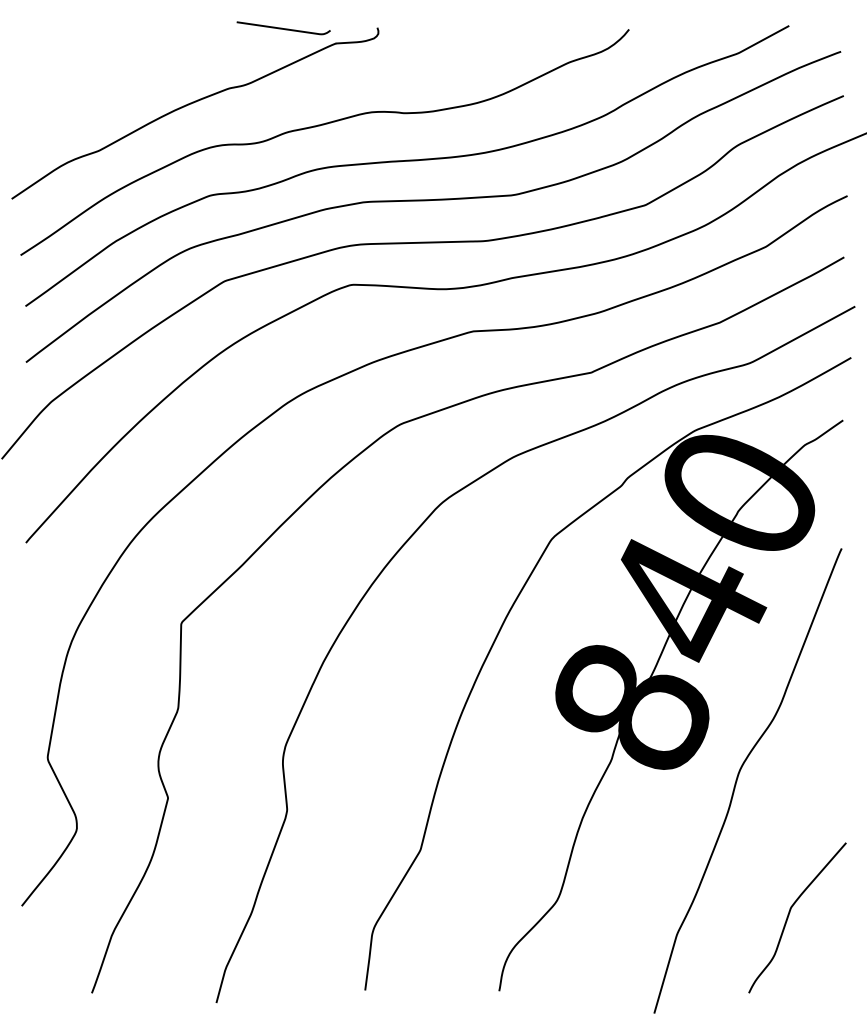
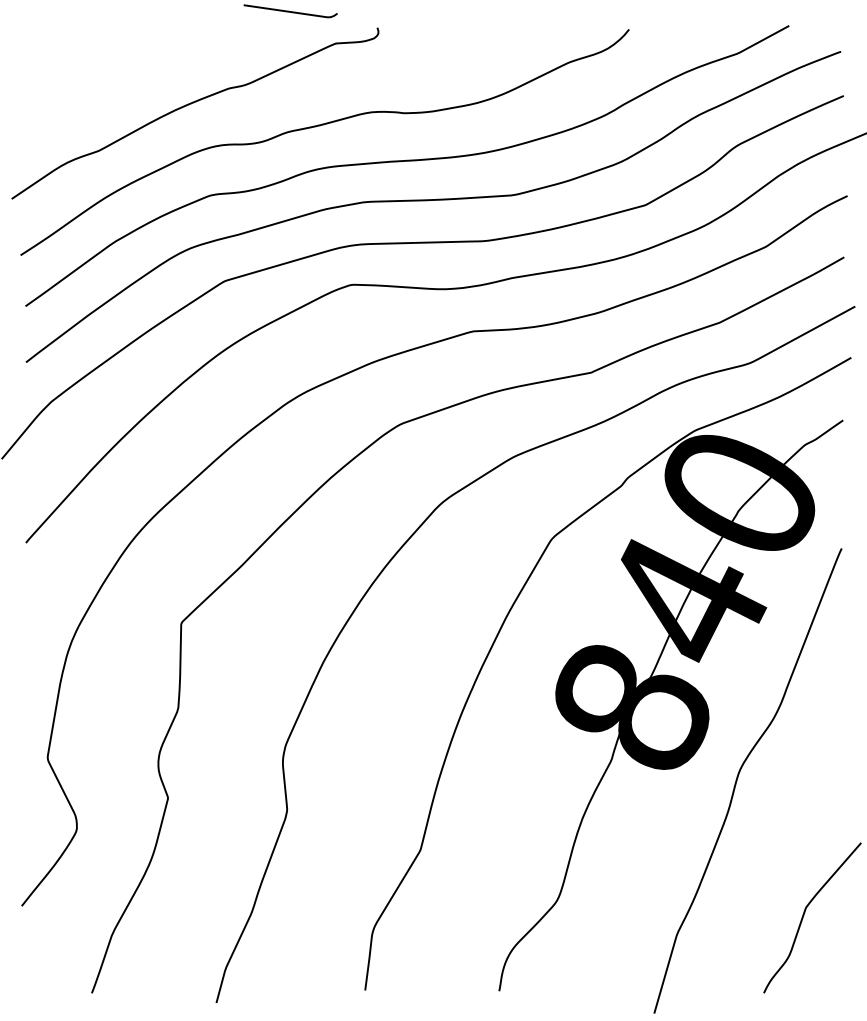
curve position: (283, 28) -> (290, 11) (290, 11)
curve position: (789, 915) -> (804, 915) (804, 915)
